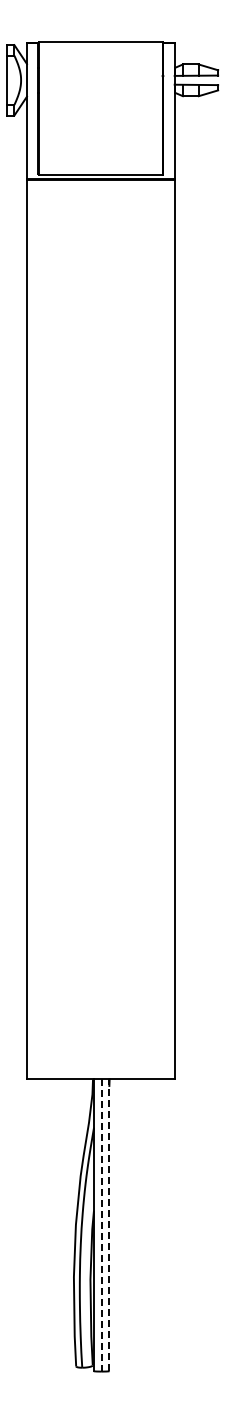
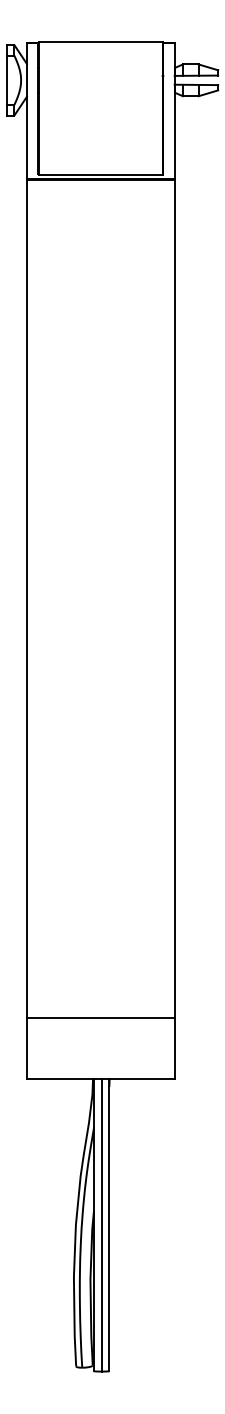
line: none -> present (100, 1018)
line: dashed -> solid (101, 1225)
line: dashed -> solid (109, 1225)
